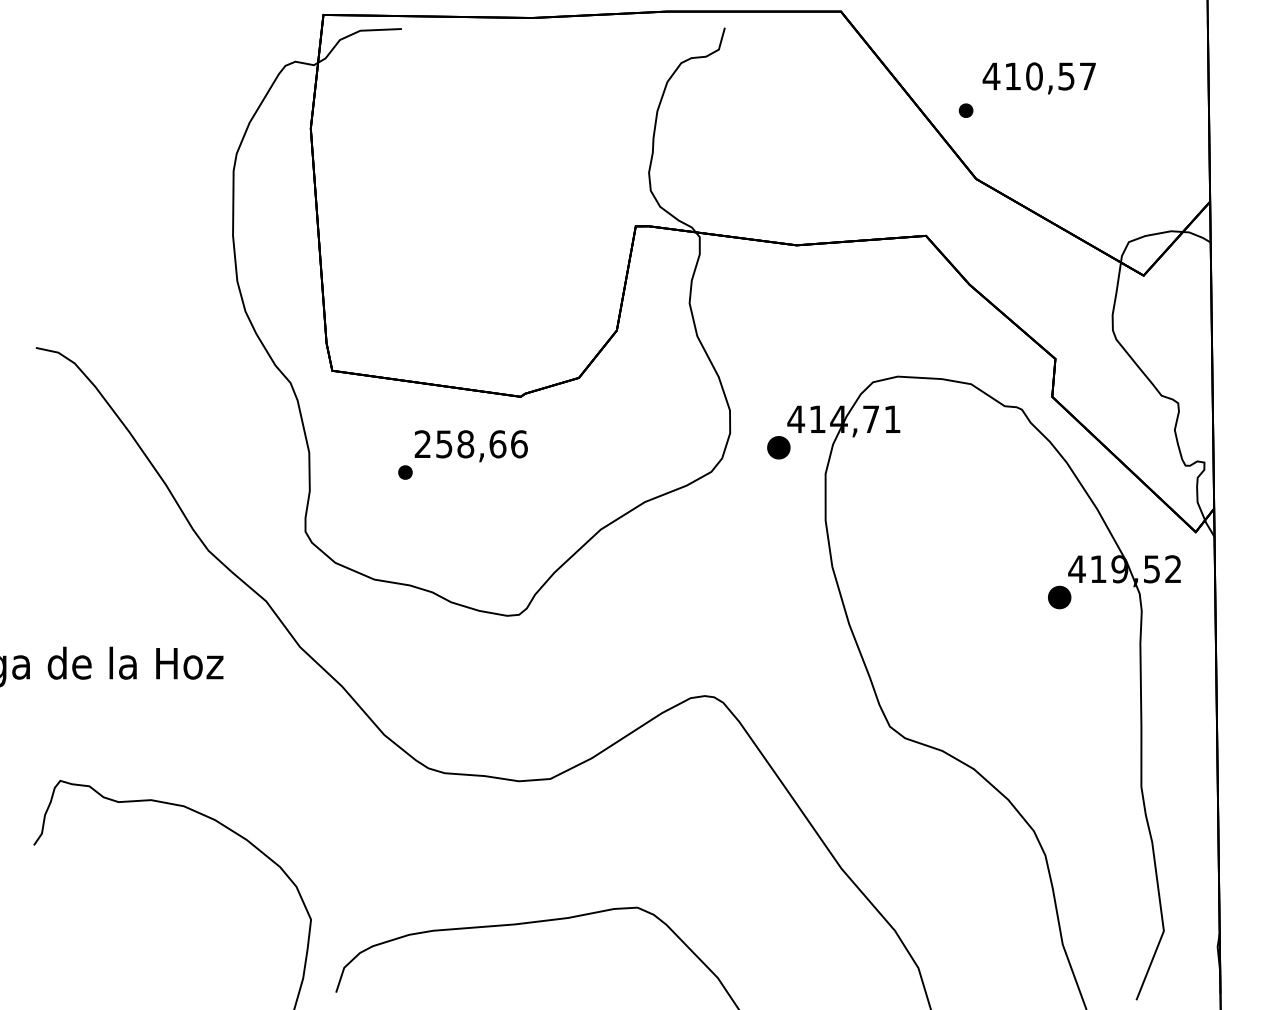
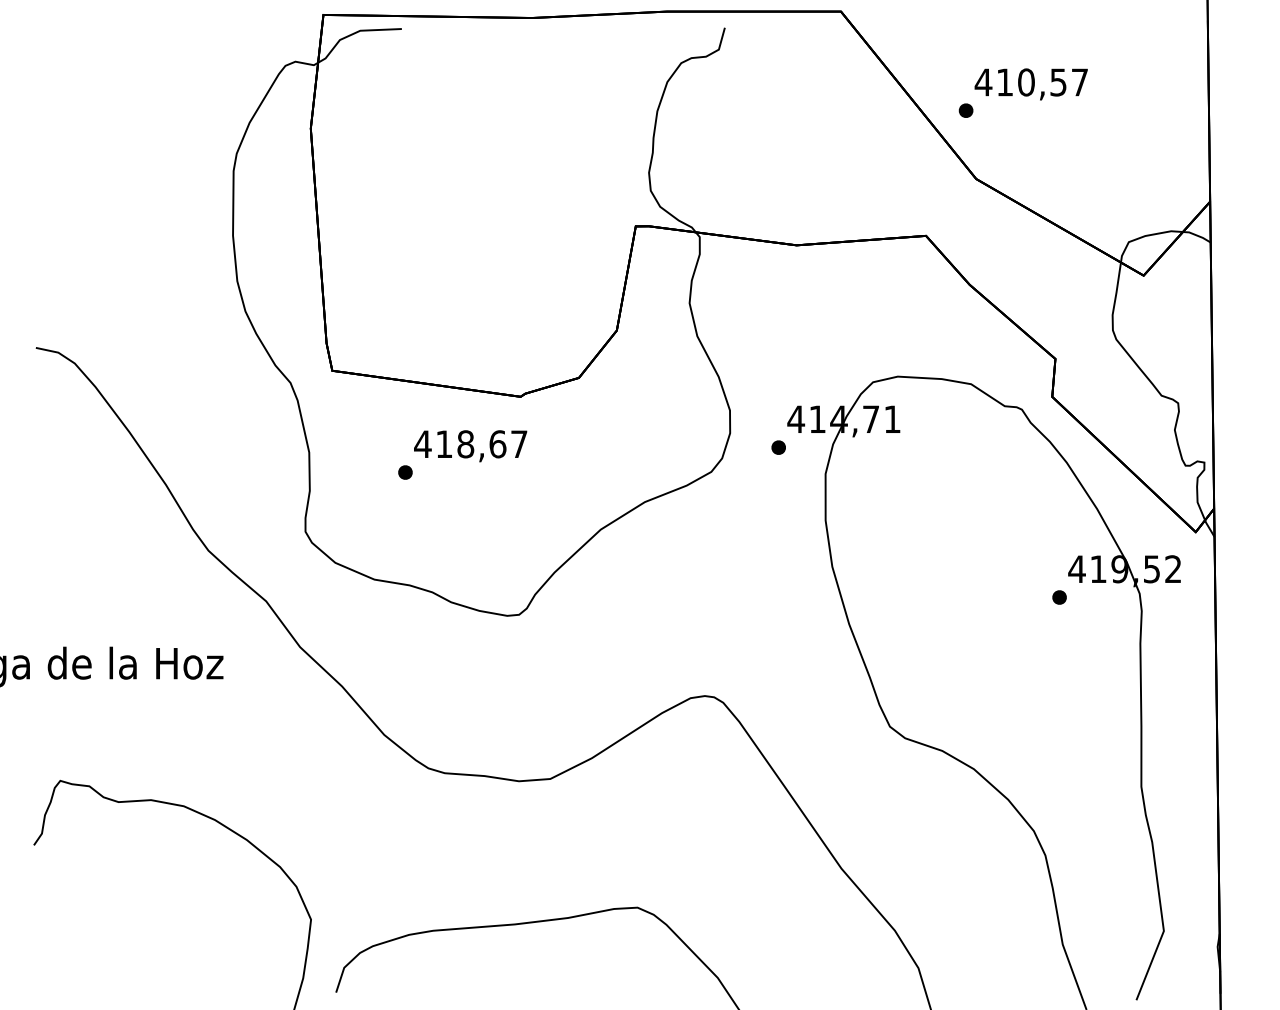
text position: (1038, 78) -> (1030, 84) (1030, 84)
text: 258,66 -> 418,67 (470, 444)
part size: 24x24 px -> 15x15 px (778, 447)
part size: 24x25 px -> 15x15 px (1059, 597)
